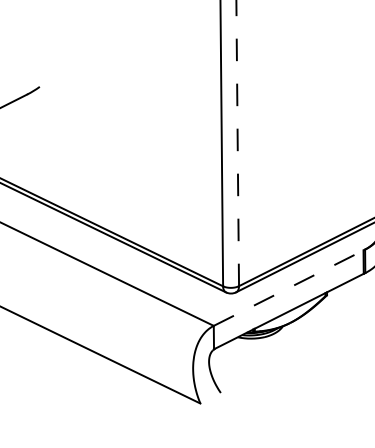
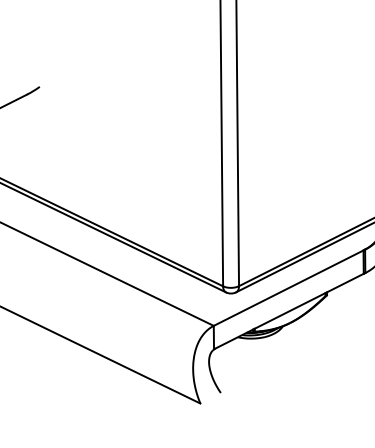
line: dashed -> solid (237, 143)
line: dashed -> solid (289, 287)
